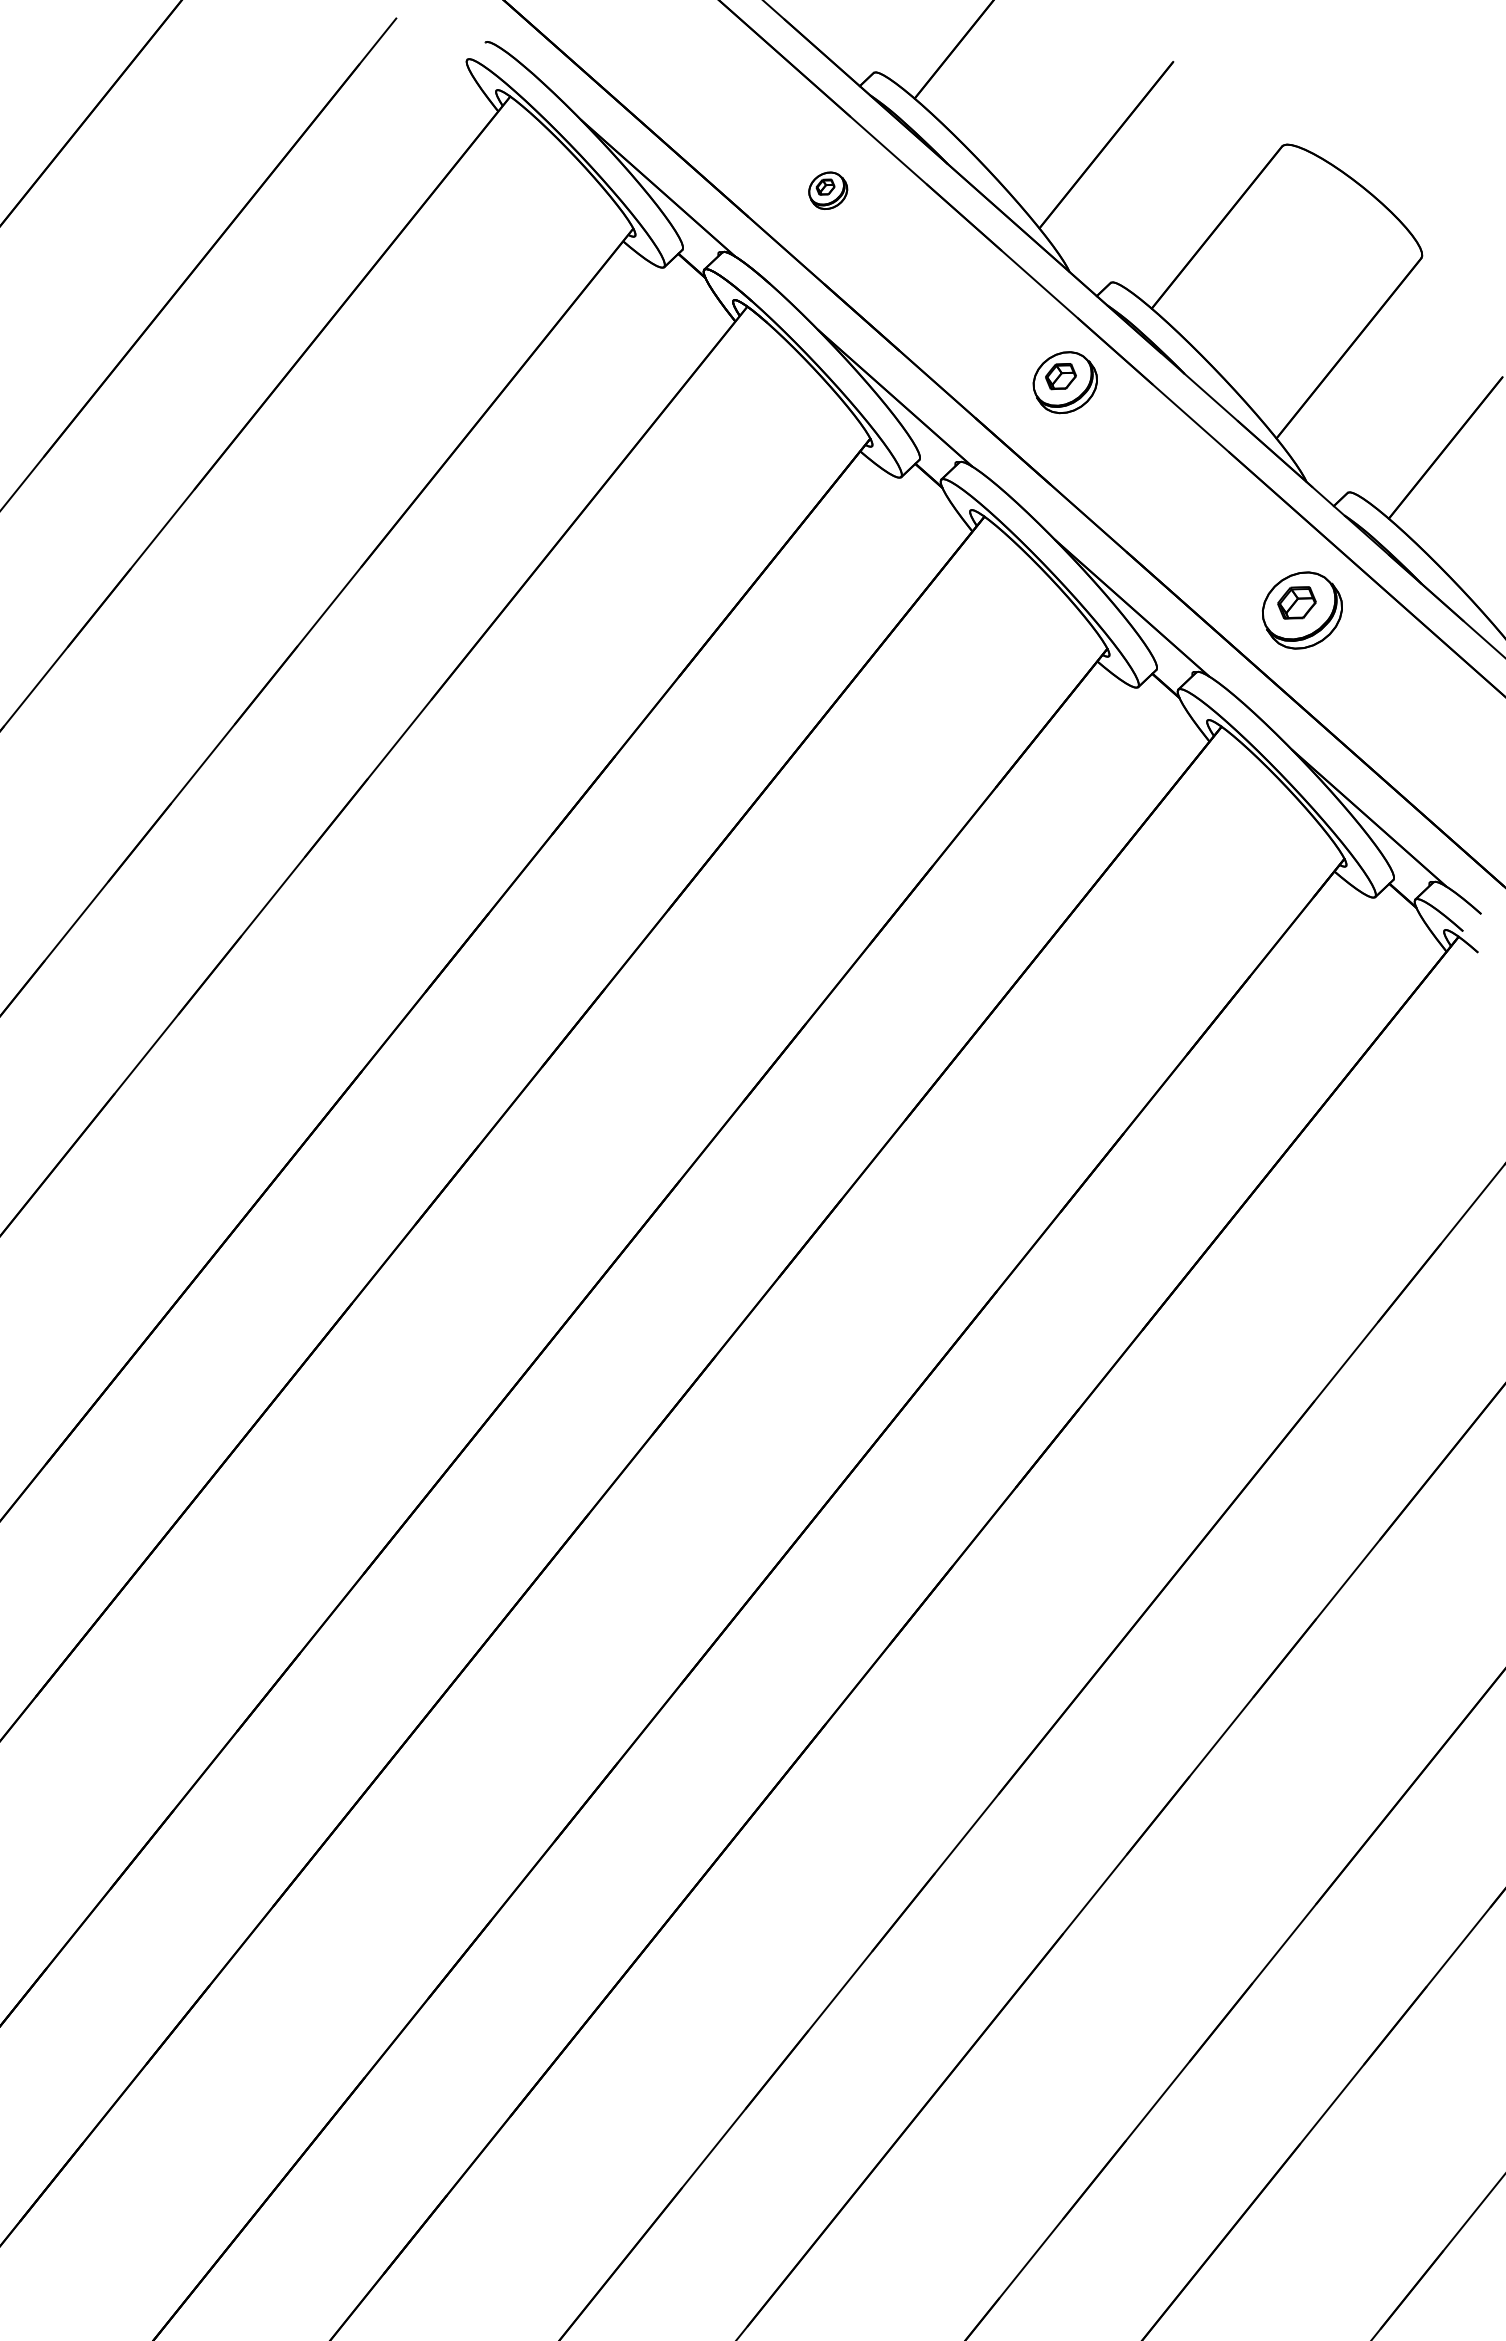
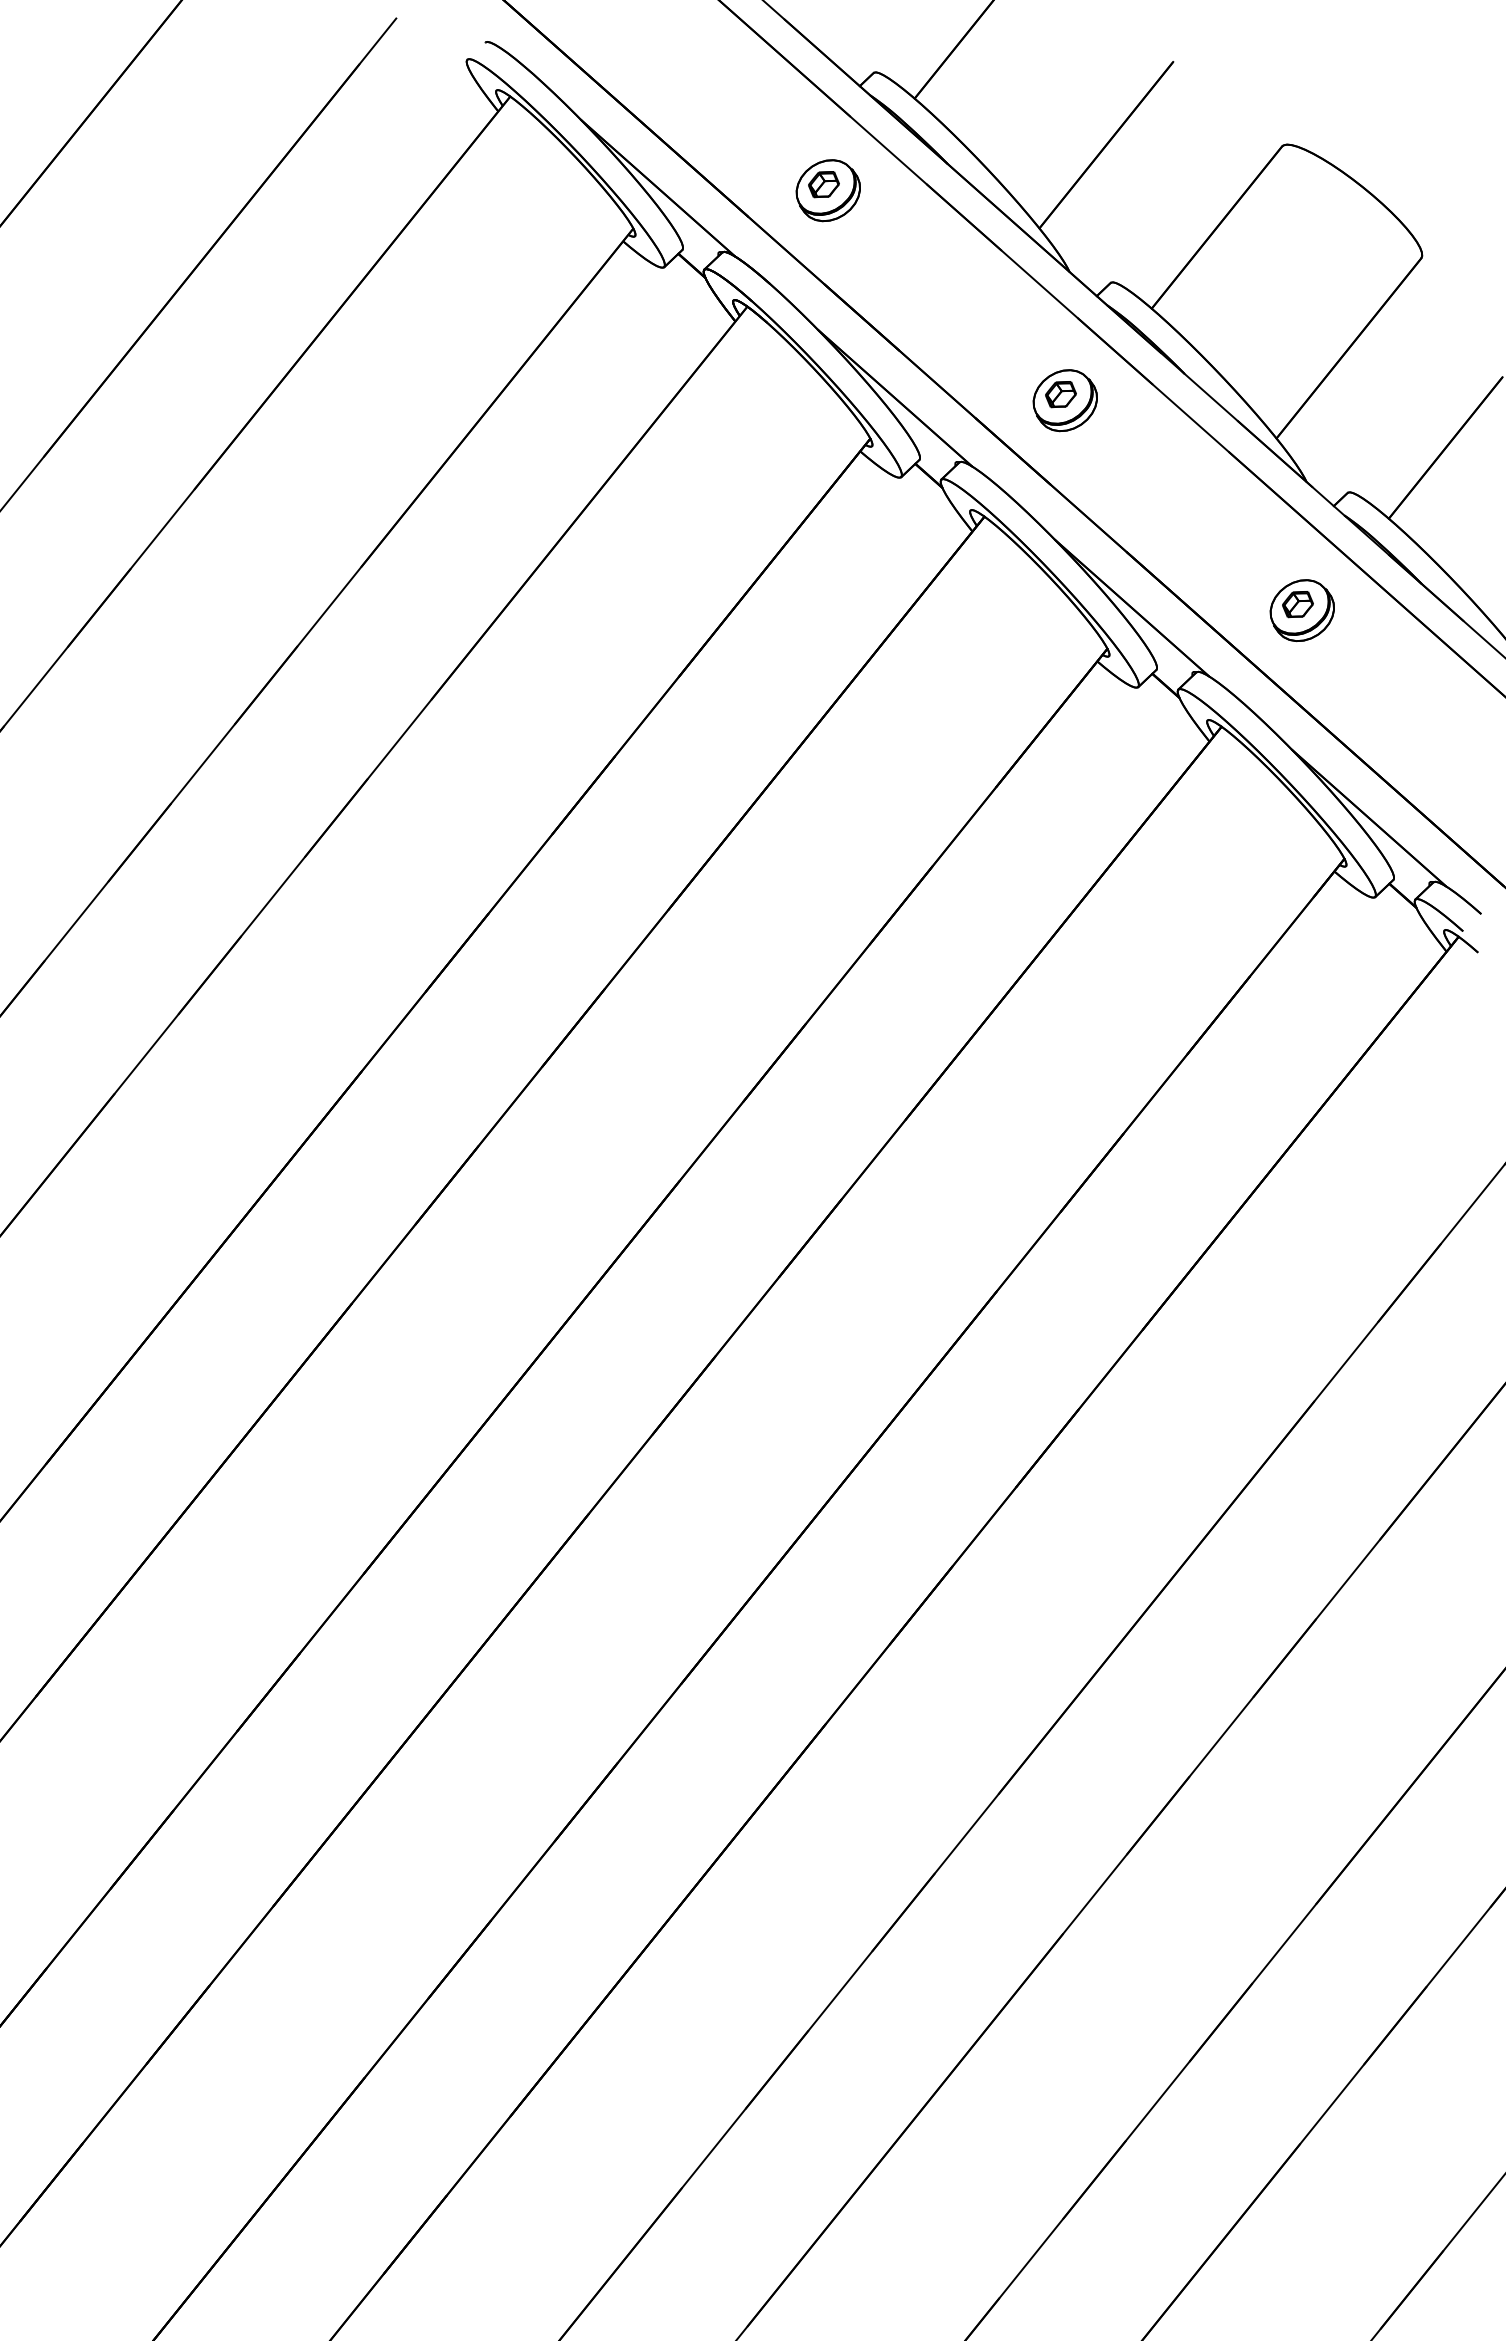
part size: 41x39 px -> 66x64 px (827, 190)
part position: (1064, 382) -> (1064, 400) (1064, 400)
part size: 81x79 px -> 66x64 px (1301, 610)
